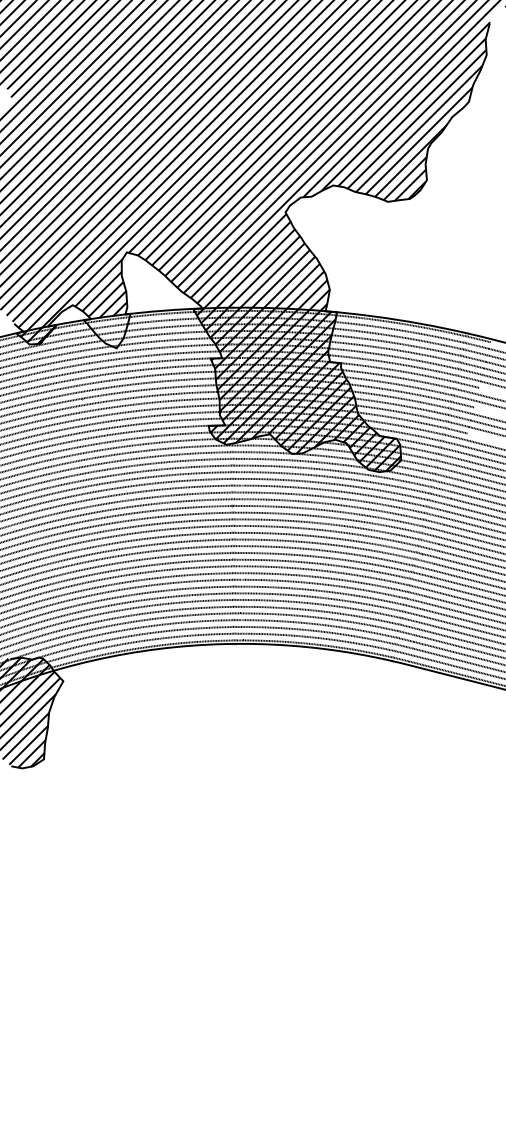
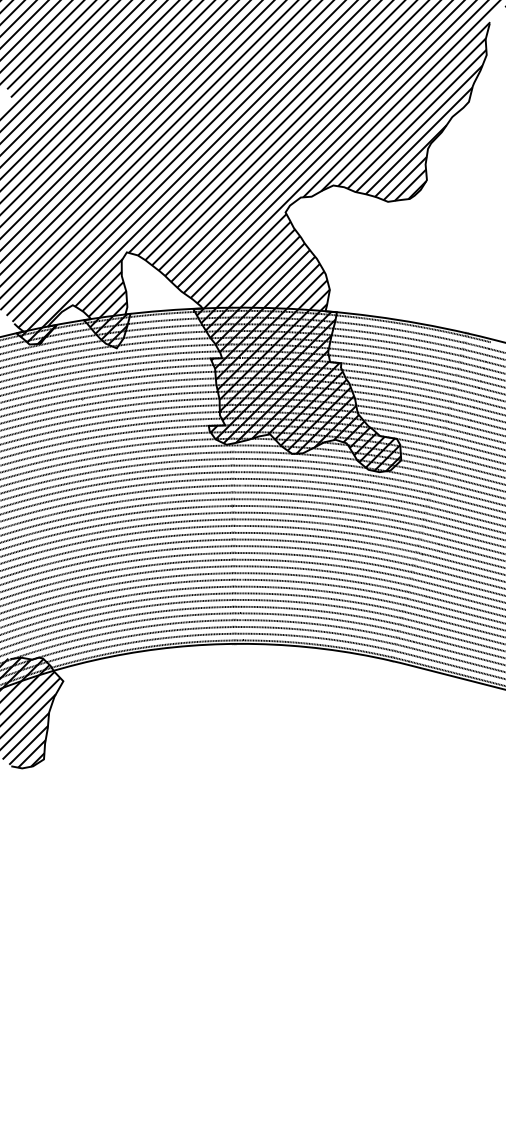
hatch: none -> present (105, 331)
line: none -> present (490, 390)
line: none -> present (488, 410)
line: none -> present (484, 437)
